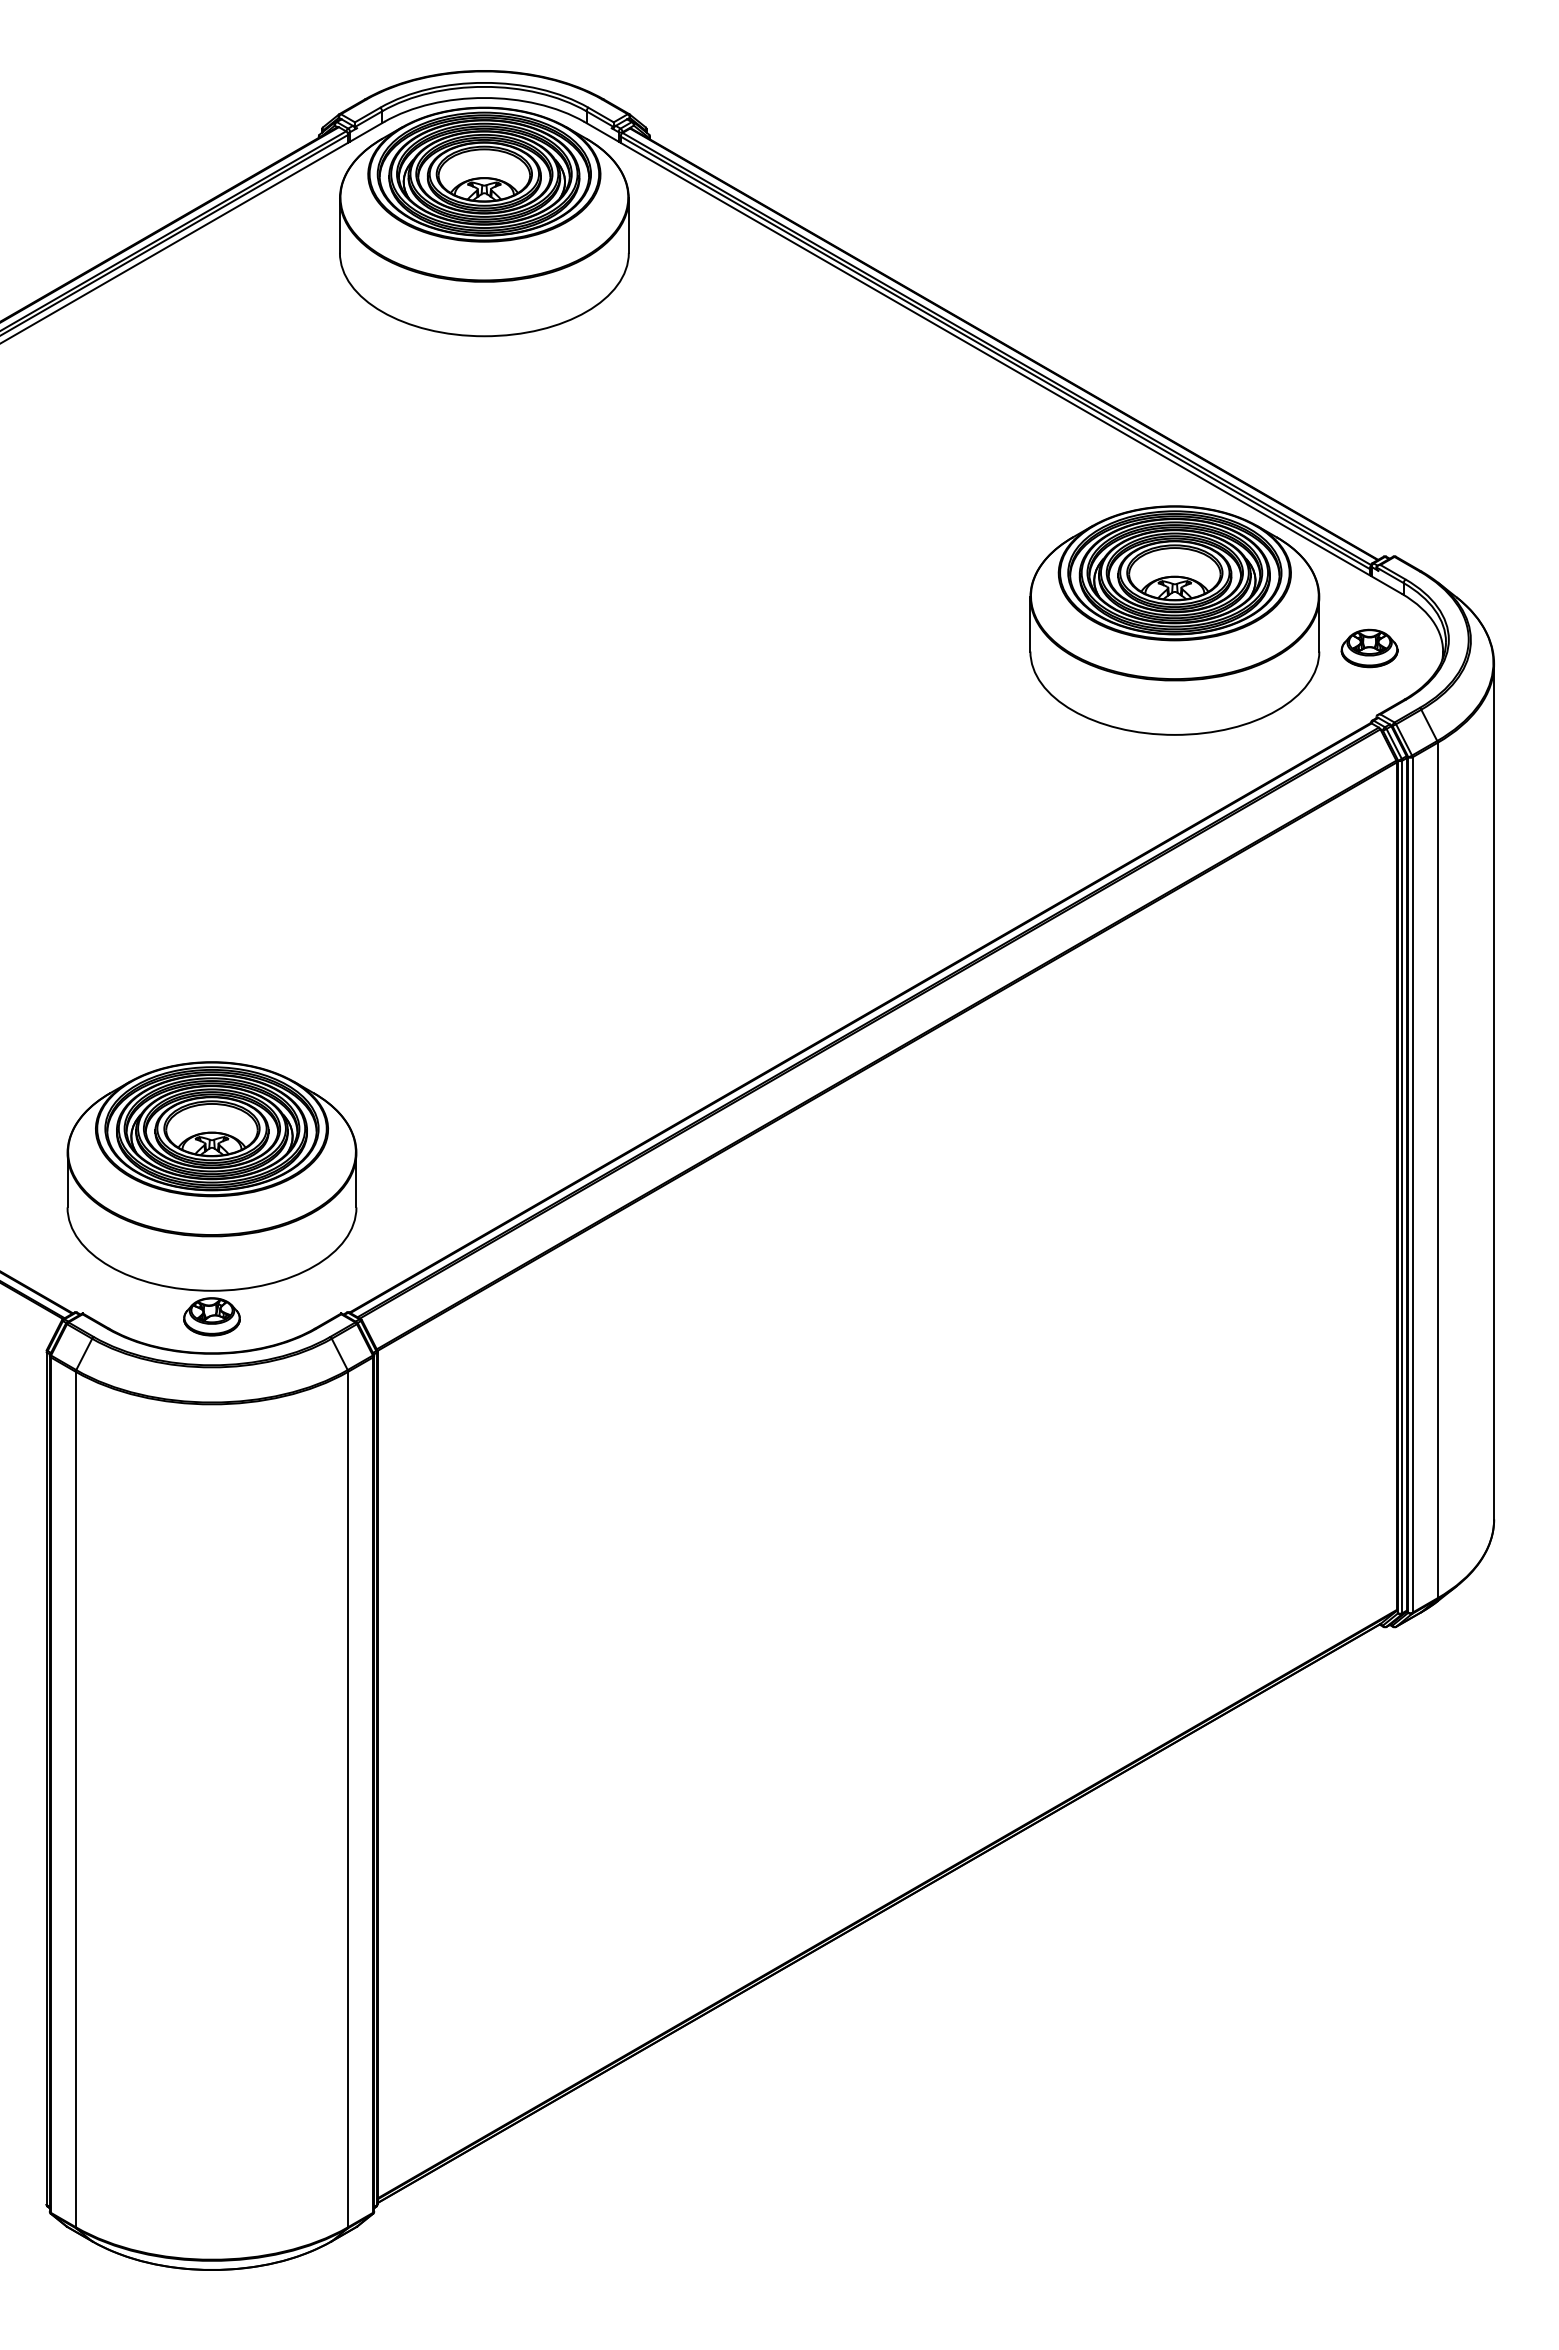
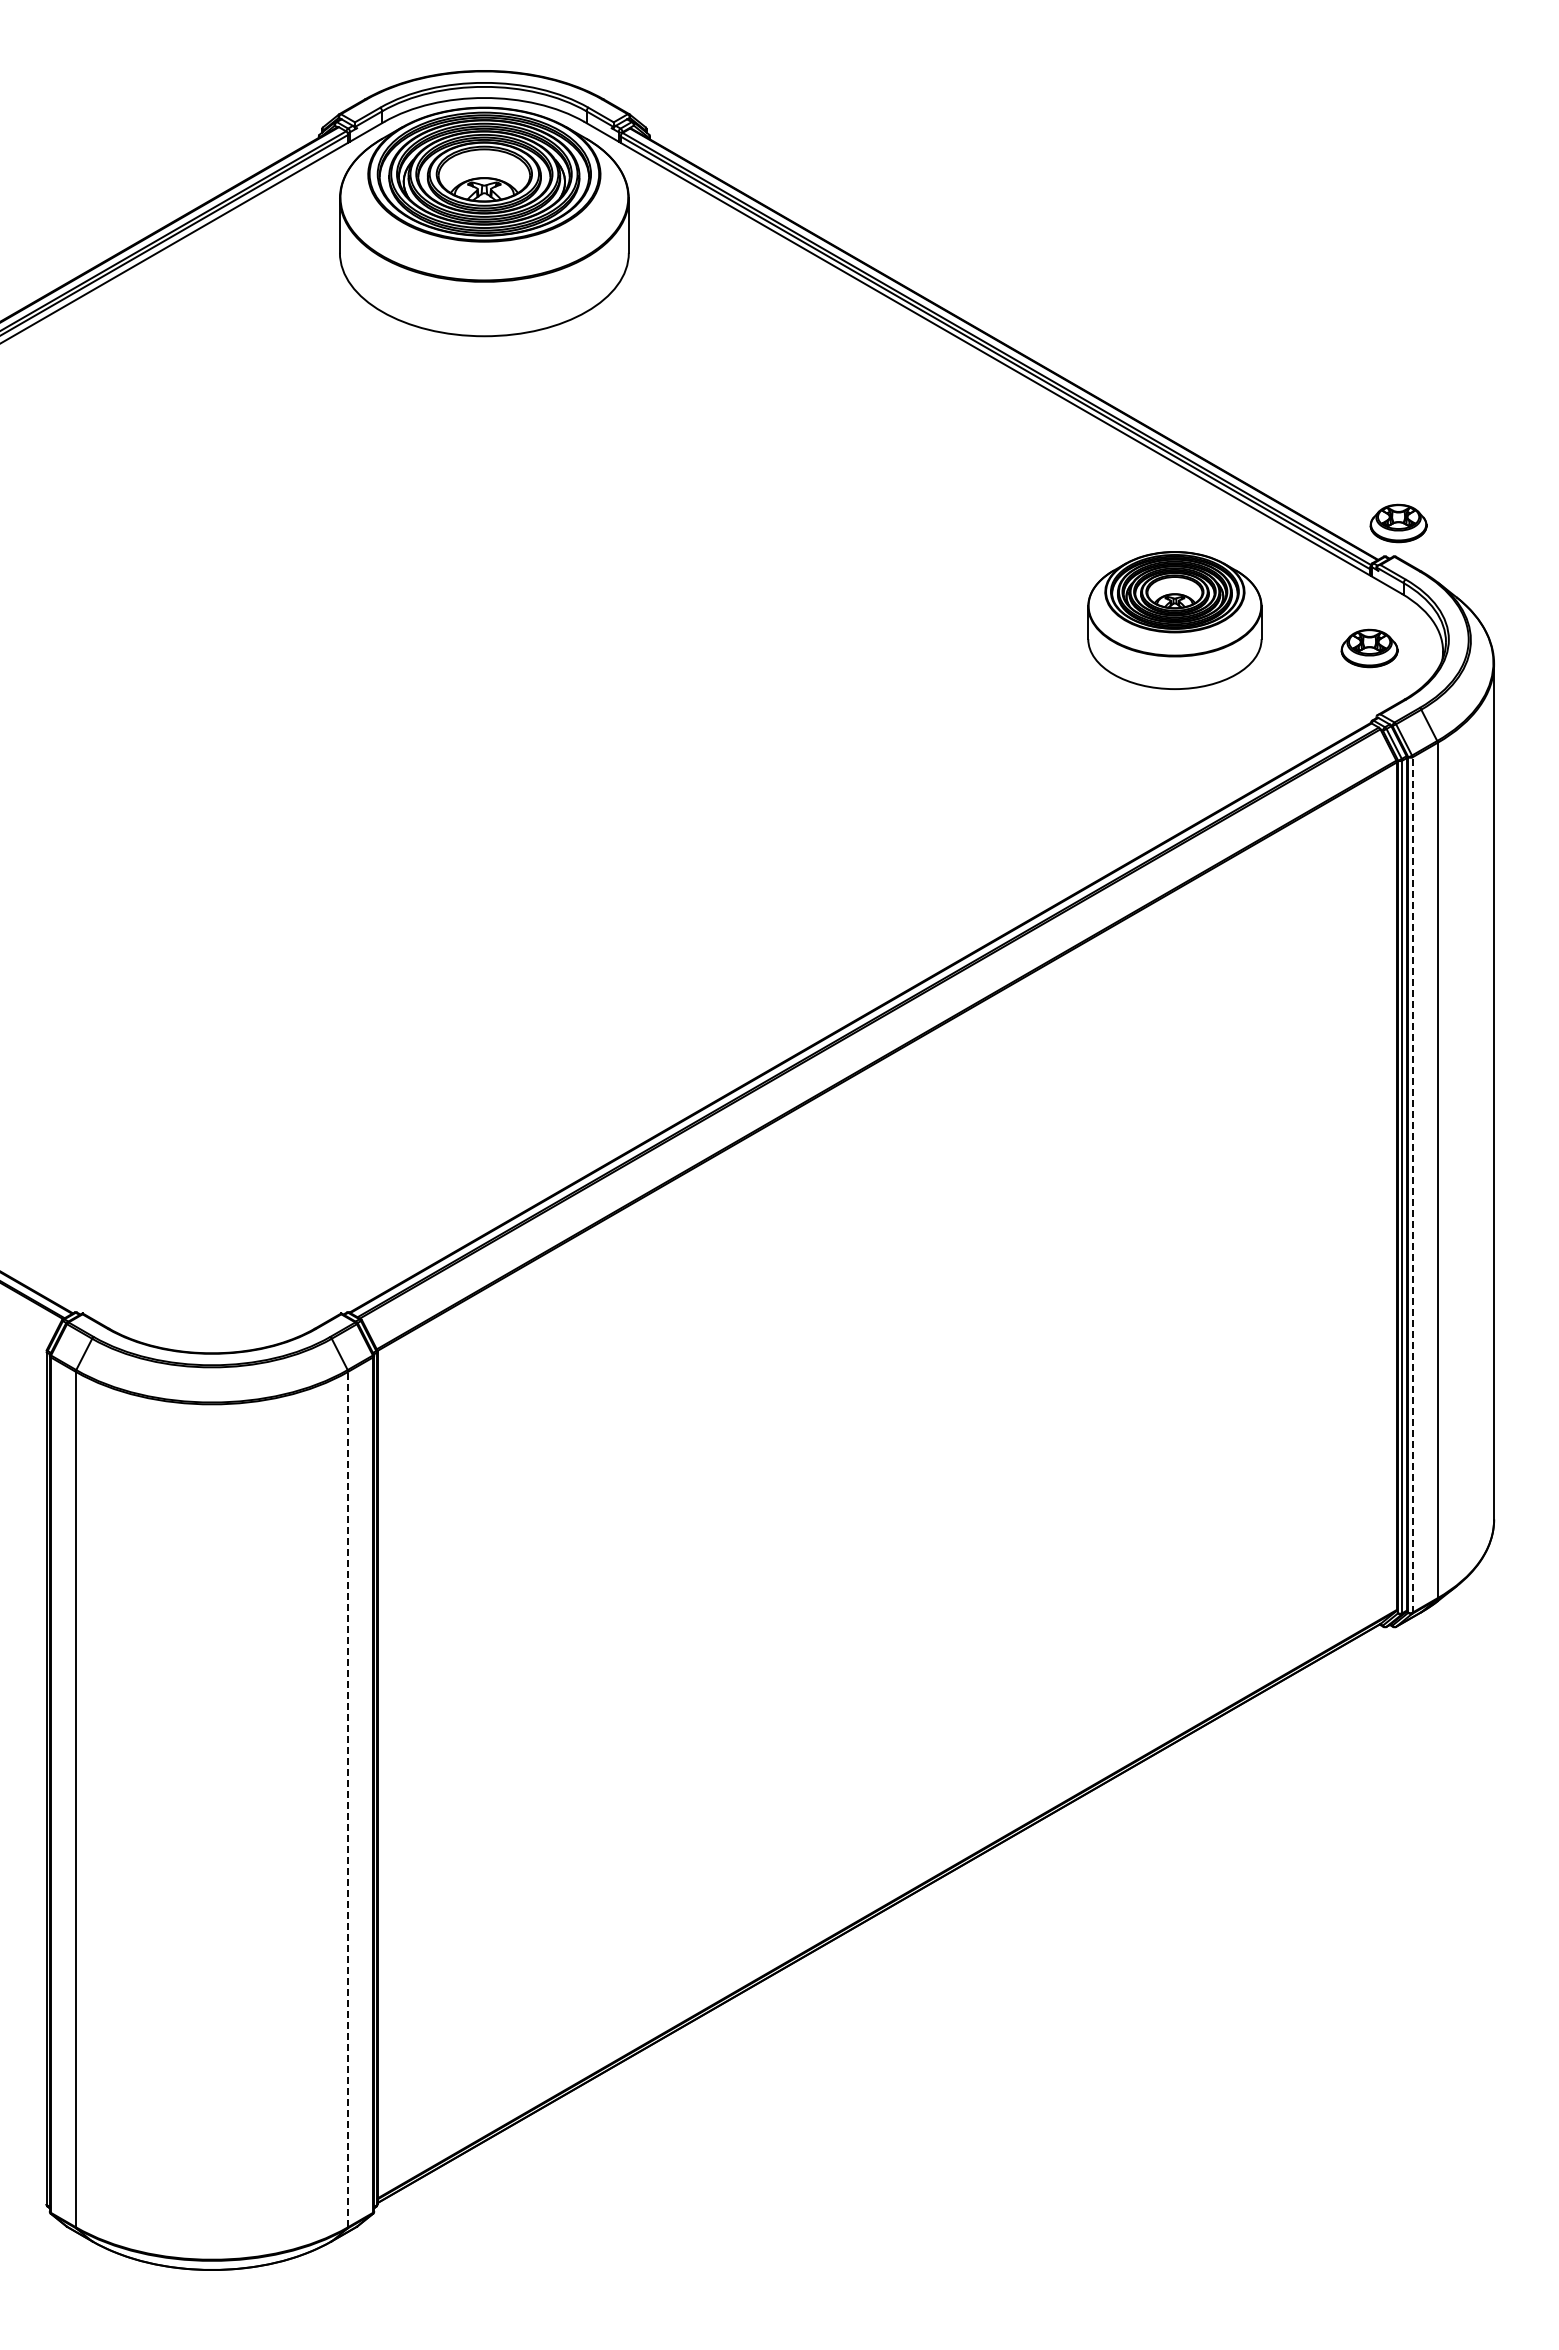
part: none -> present (1398, 523)
part size: 292x231 px -> 176x139 px (1174, 620)
line: solid -> dashed (1412, 1185)
part: present -> none (211, 1198)
line: solid -> dashed (348, 1799)
